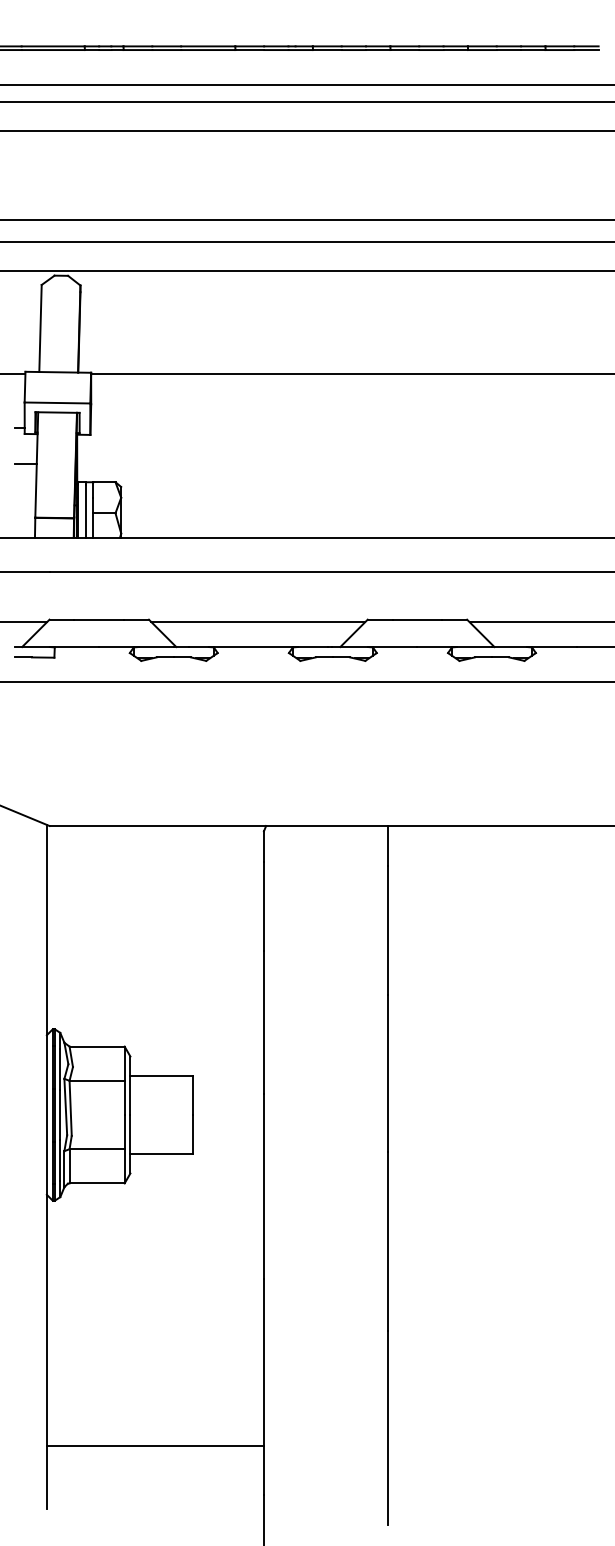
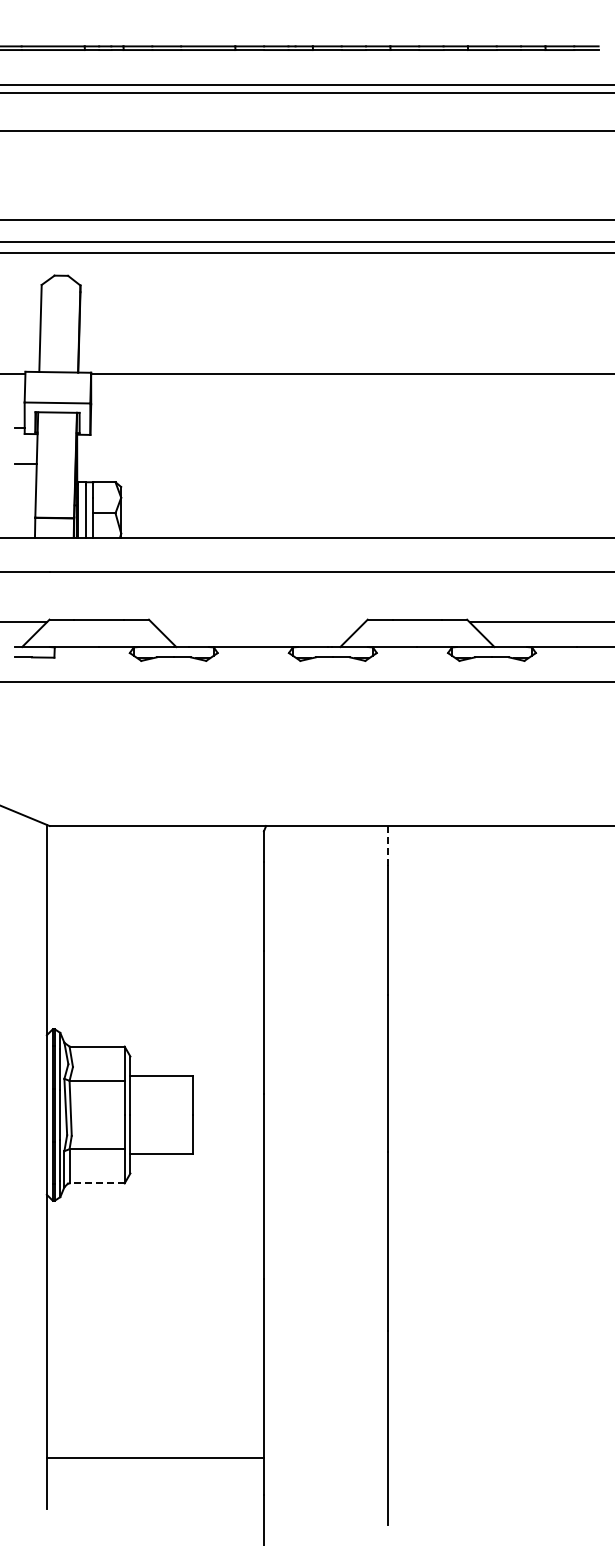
line position: (306, 101) -> (306, 92) (306, 92)
line position: (306, 270) -> (306, 252) (306, 252)
line: present -> none (258, 622)
line: solid -> dashed (388, 846)
line: solid -> dashed (97, 1183)
line position: (154, 1446) -> (154, 1458) (154, 1458)
